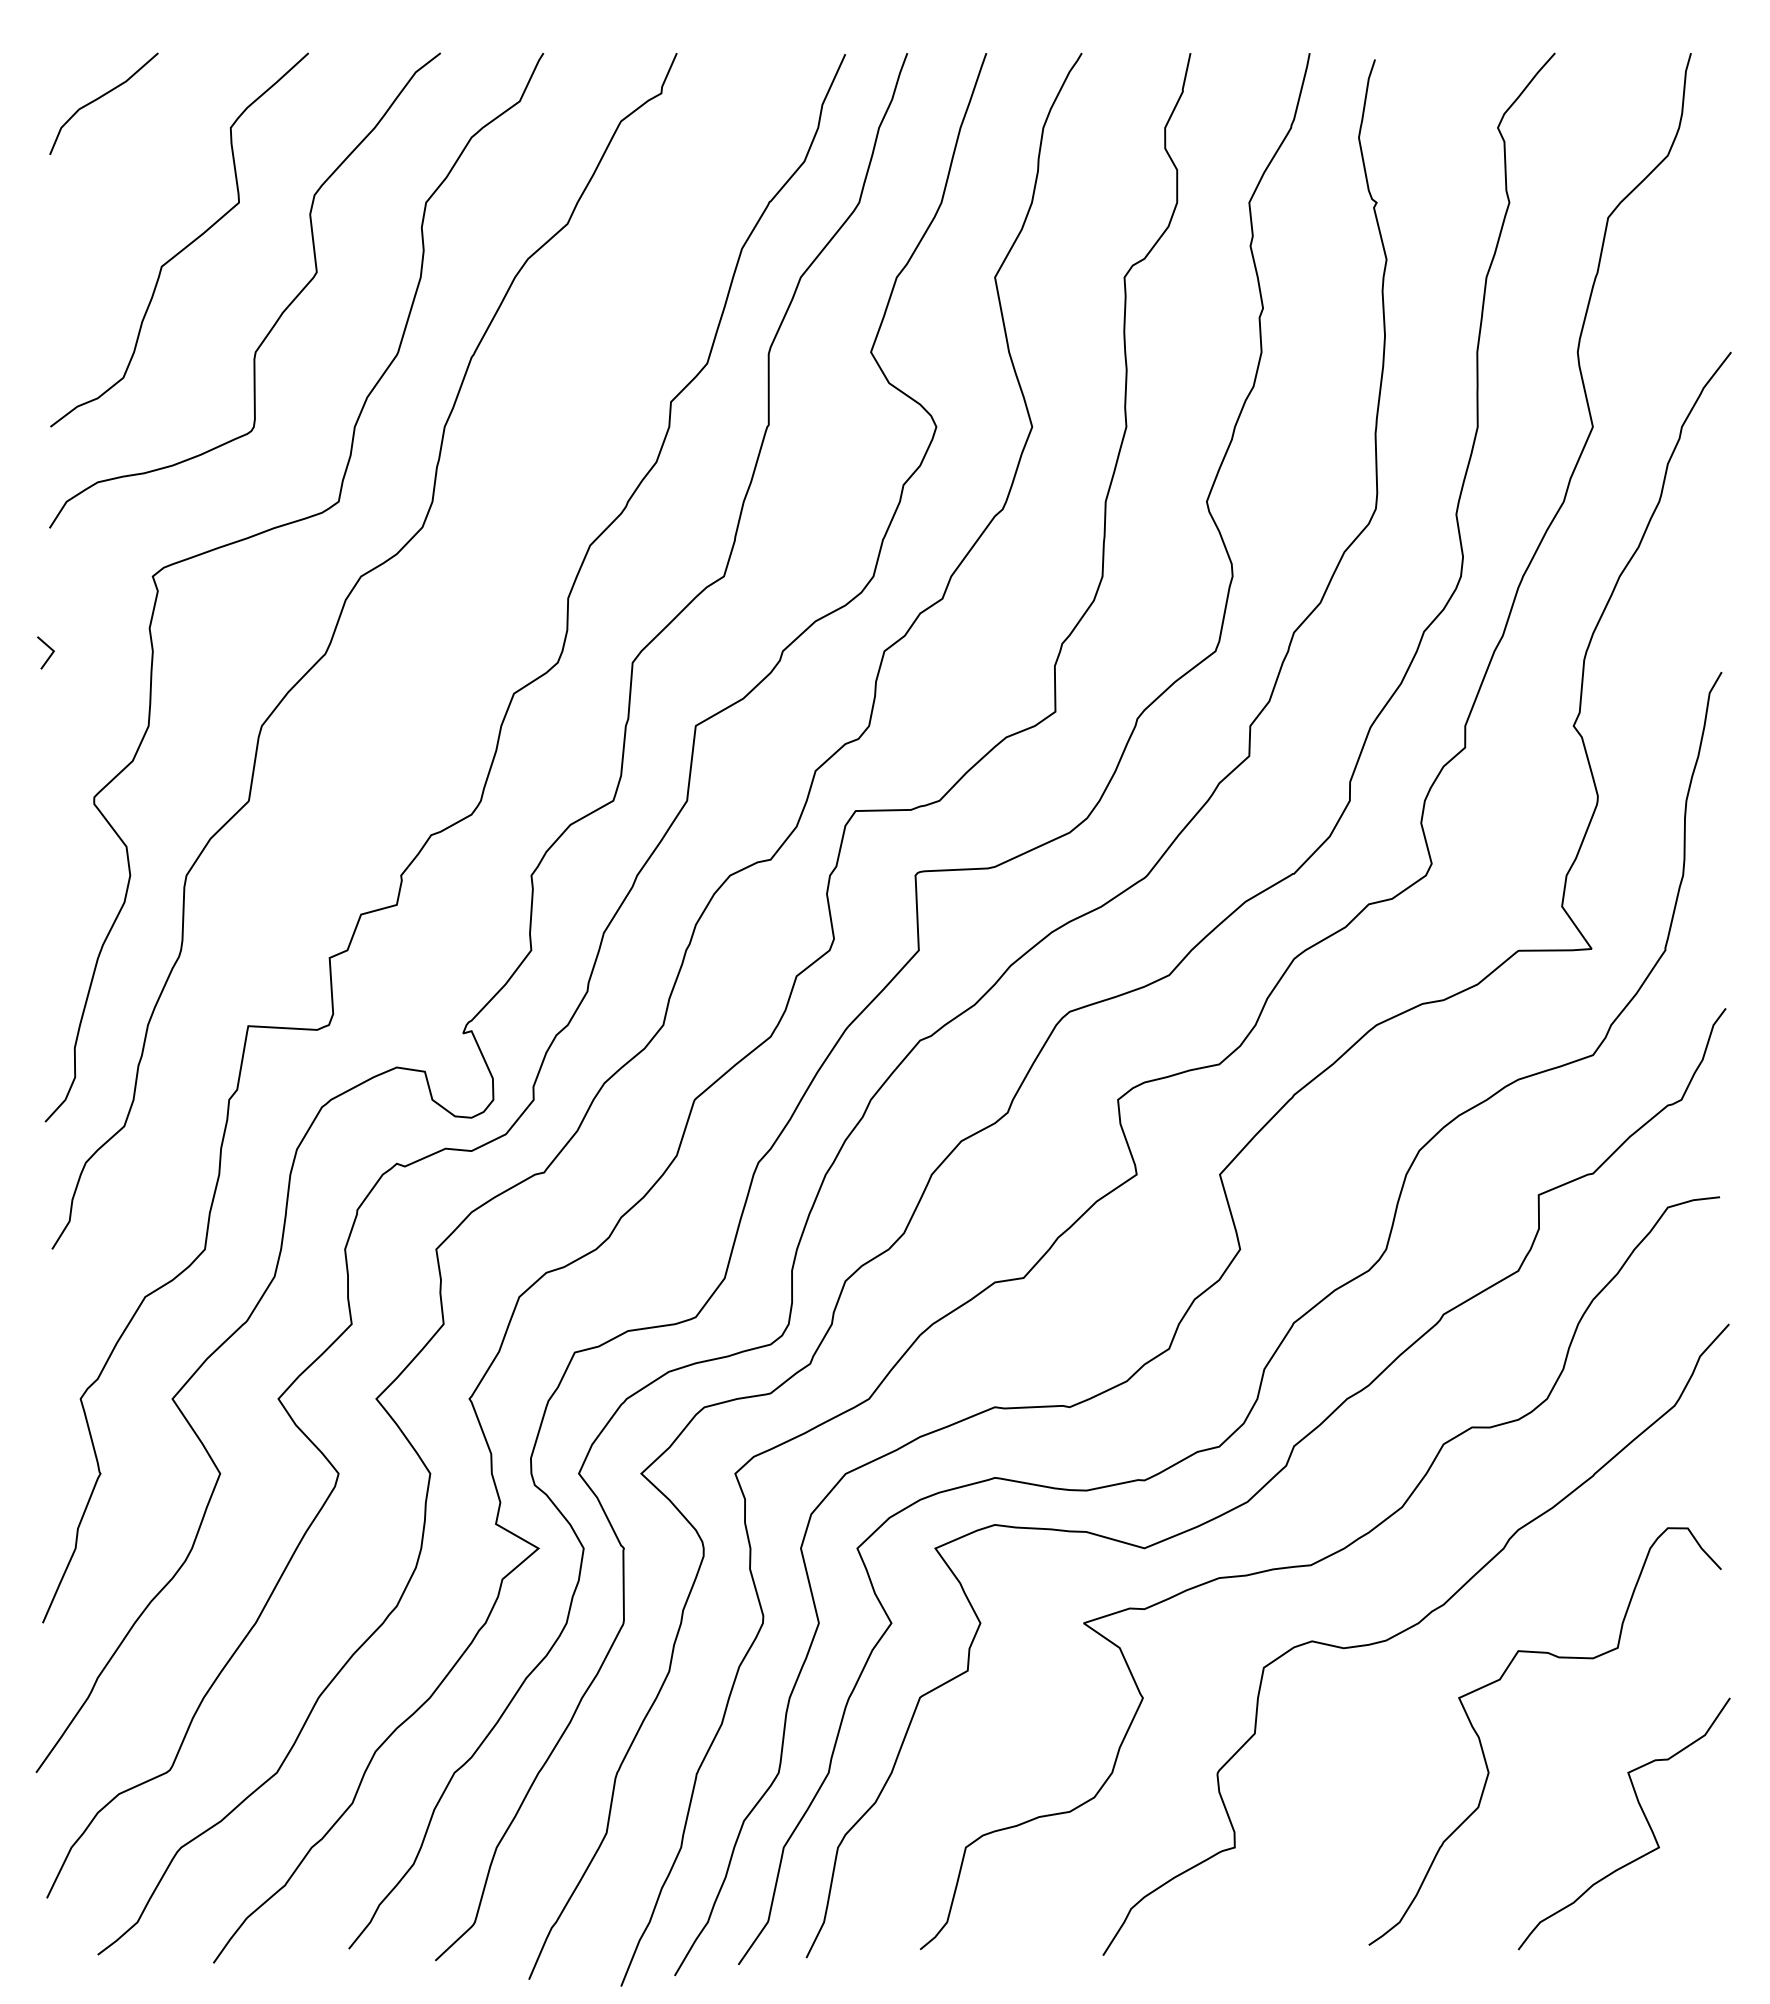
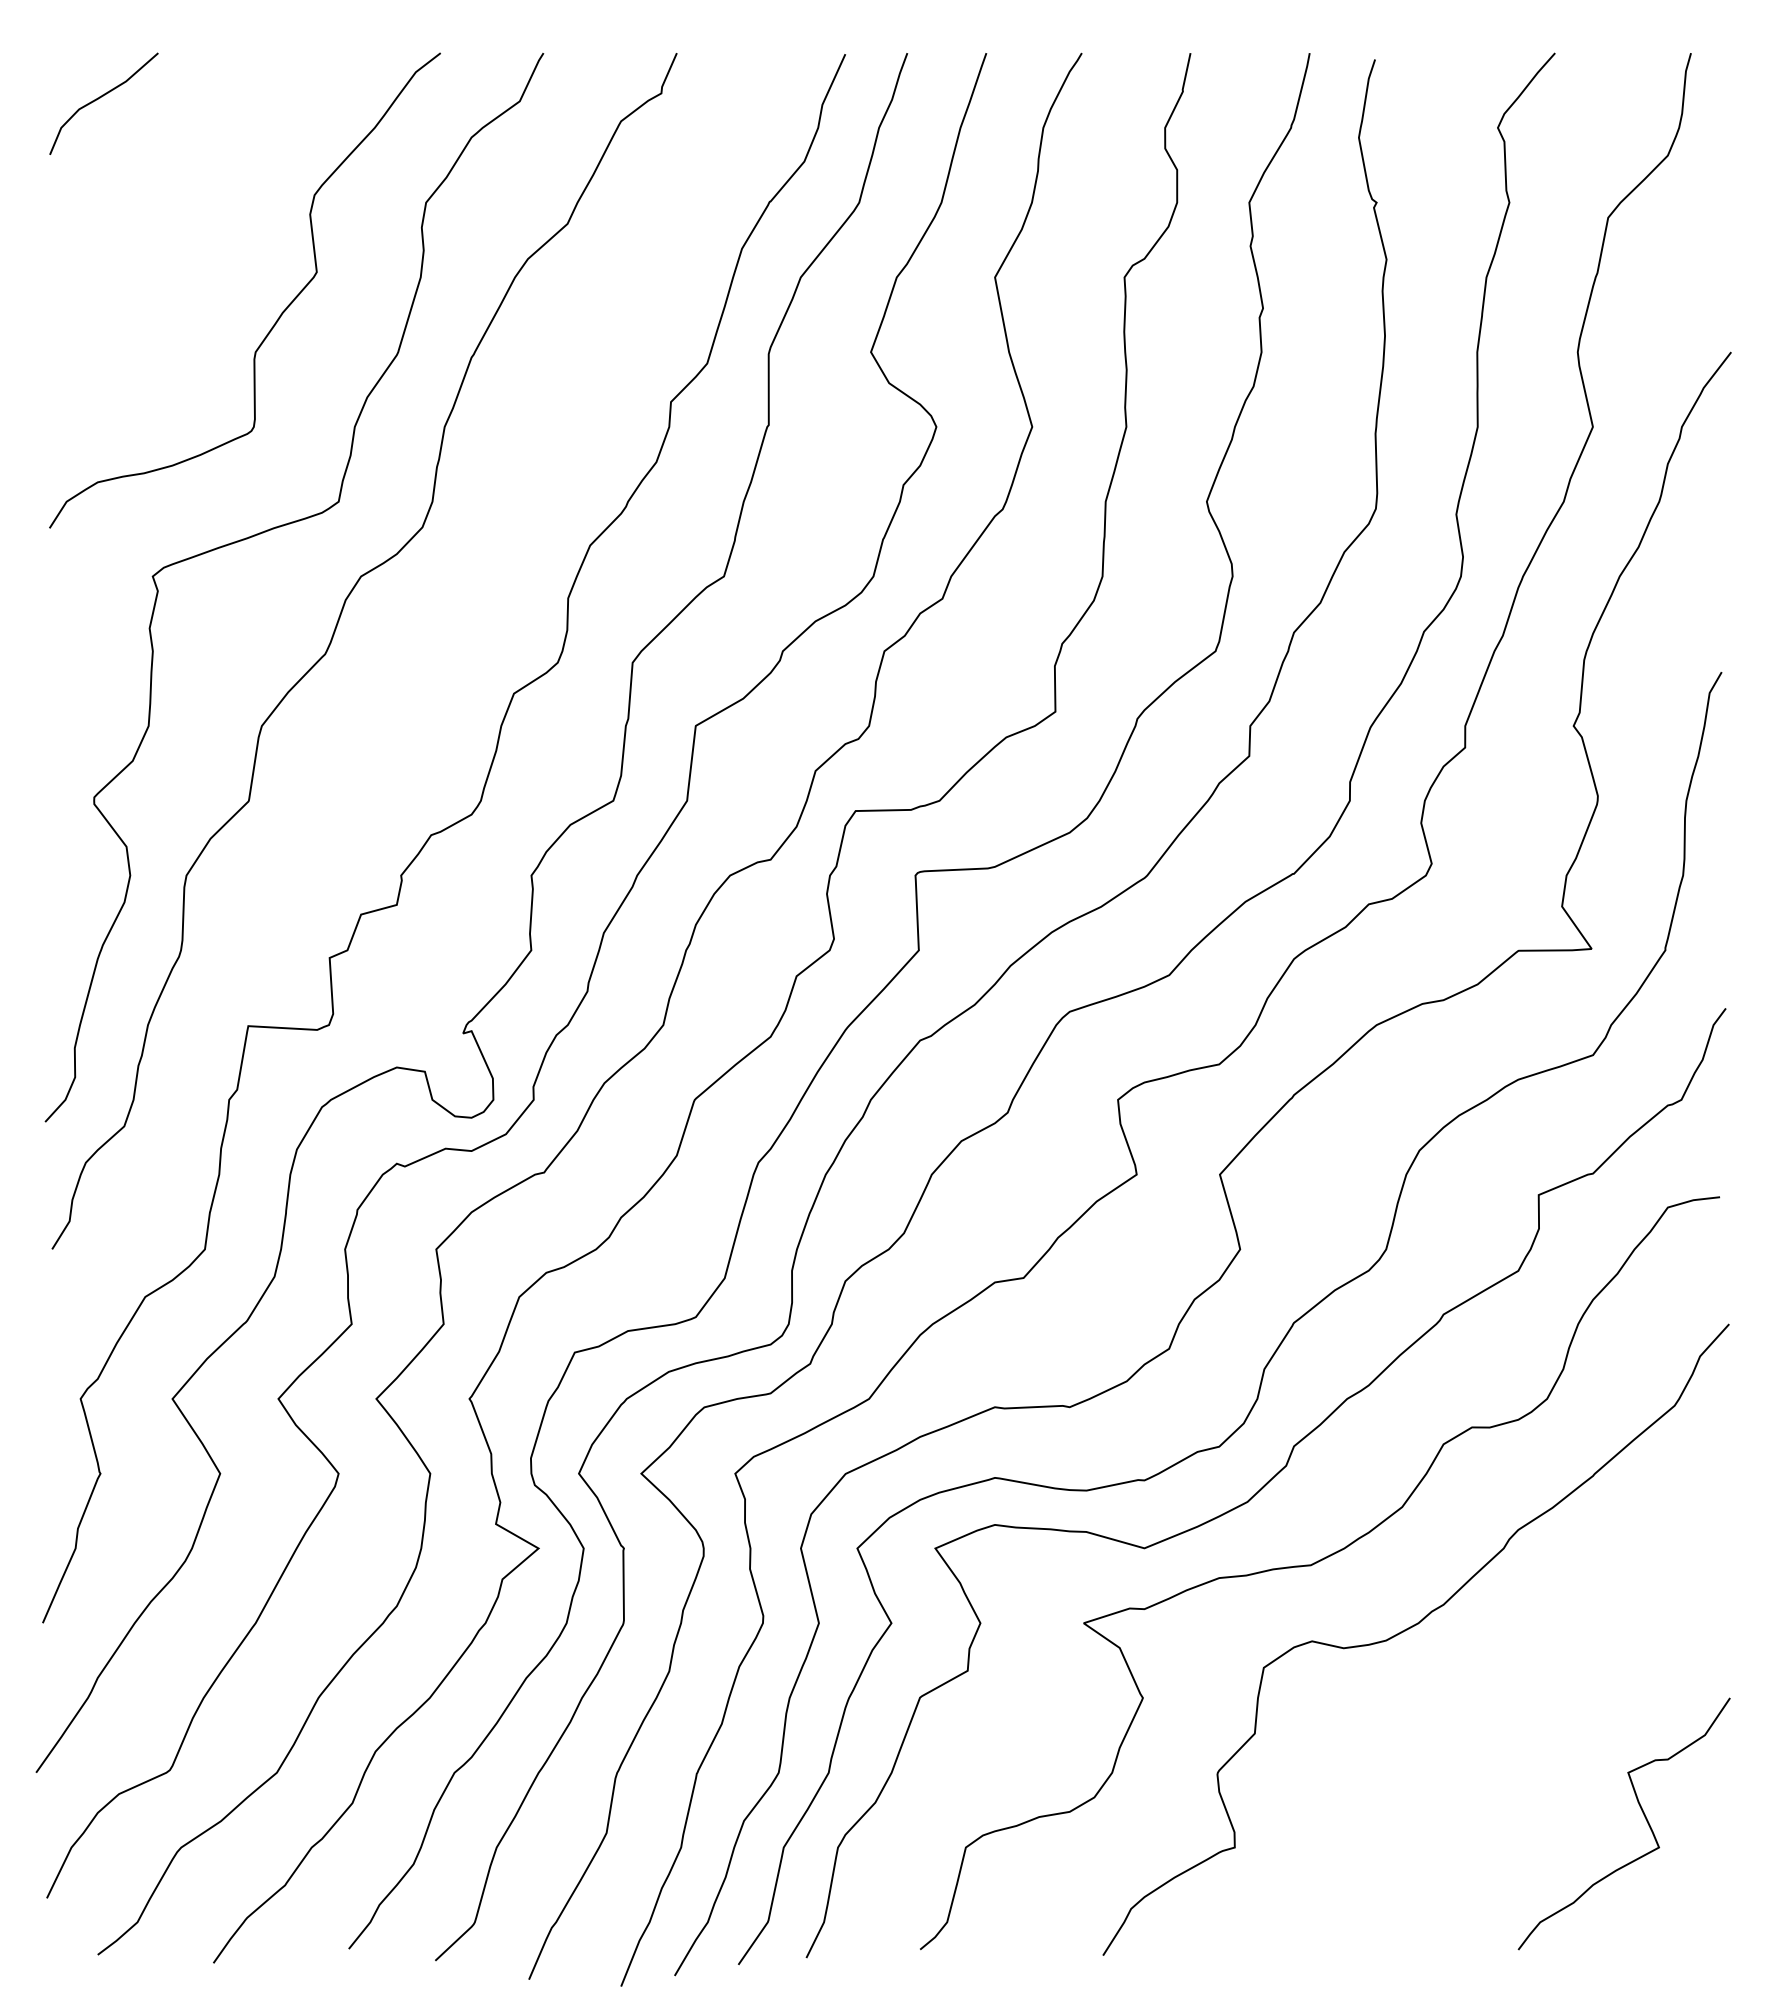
curve: present -> none (186, 245)
line: present -> none (49, 655)
curve: present -> none (1485, 1756)
